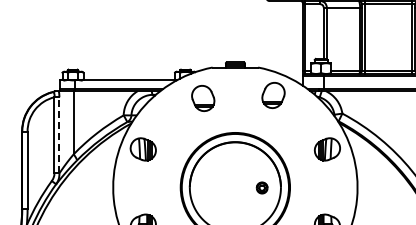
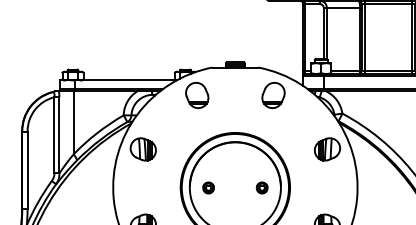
part position: (203, 98) -> (197, 95) (197, 95)
line: dashed -> solid (59, 134)
part: none -> present (208, 187)
